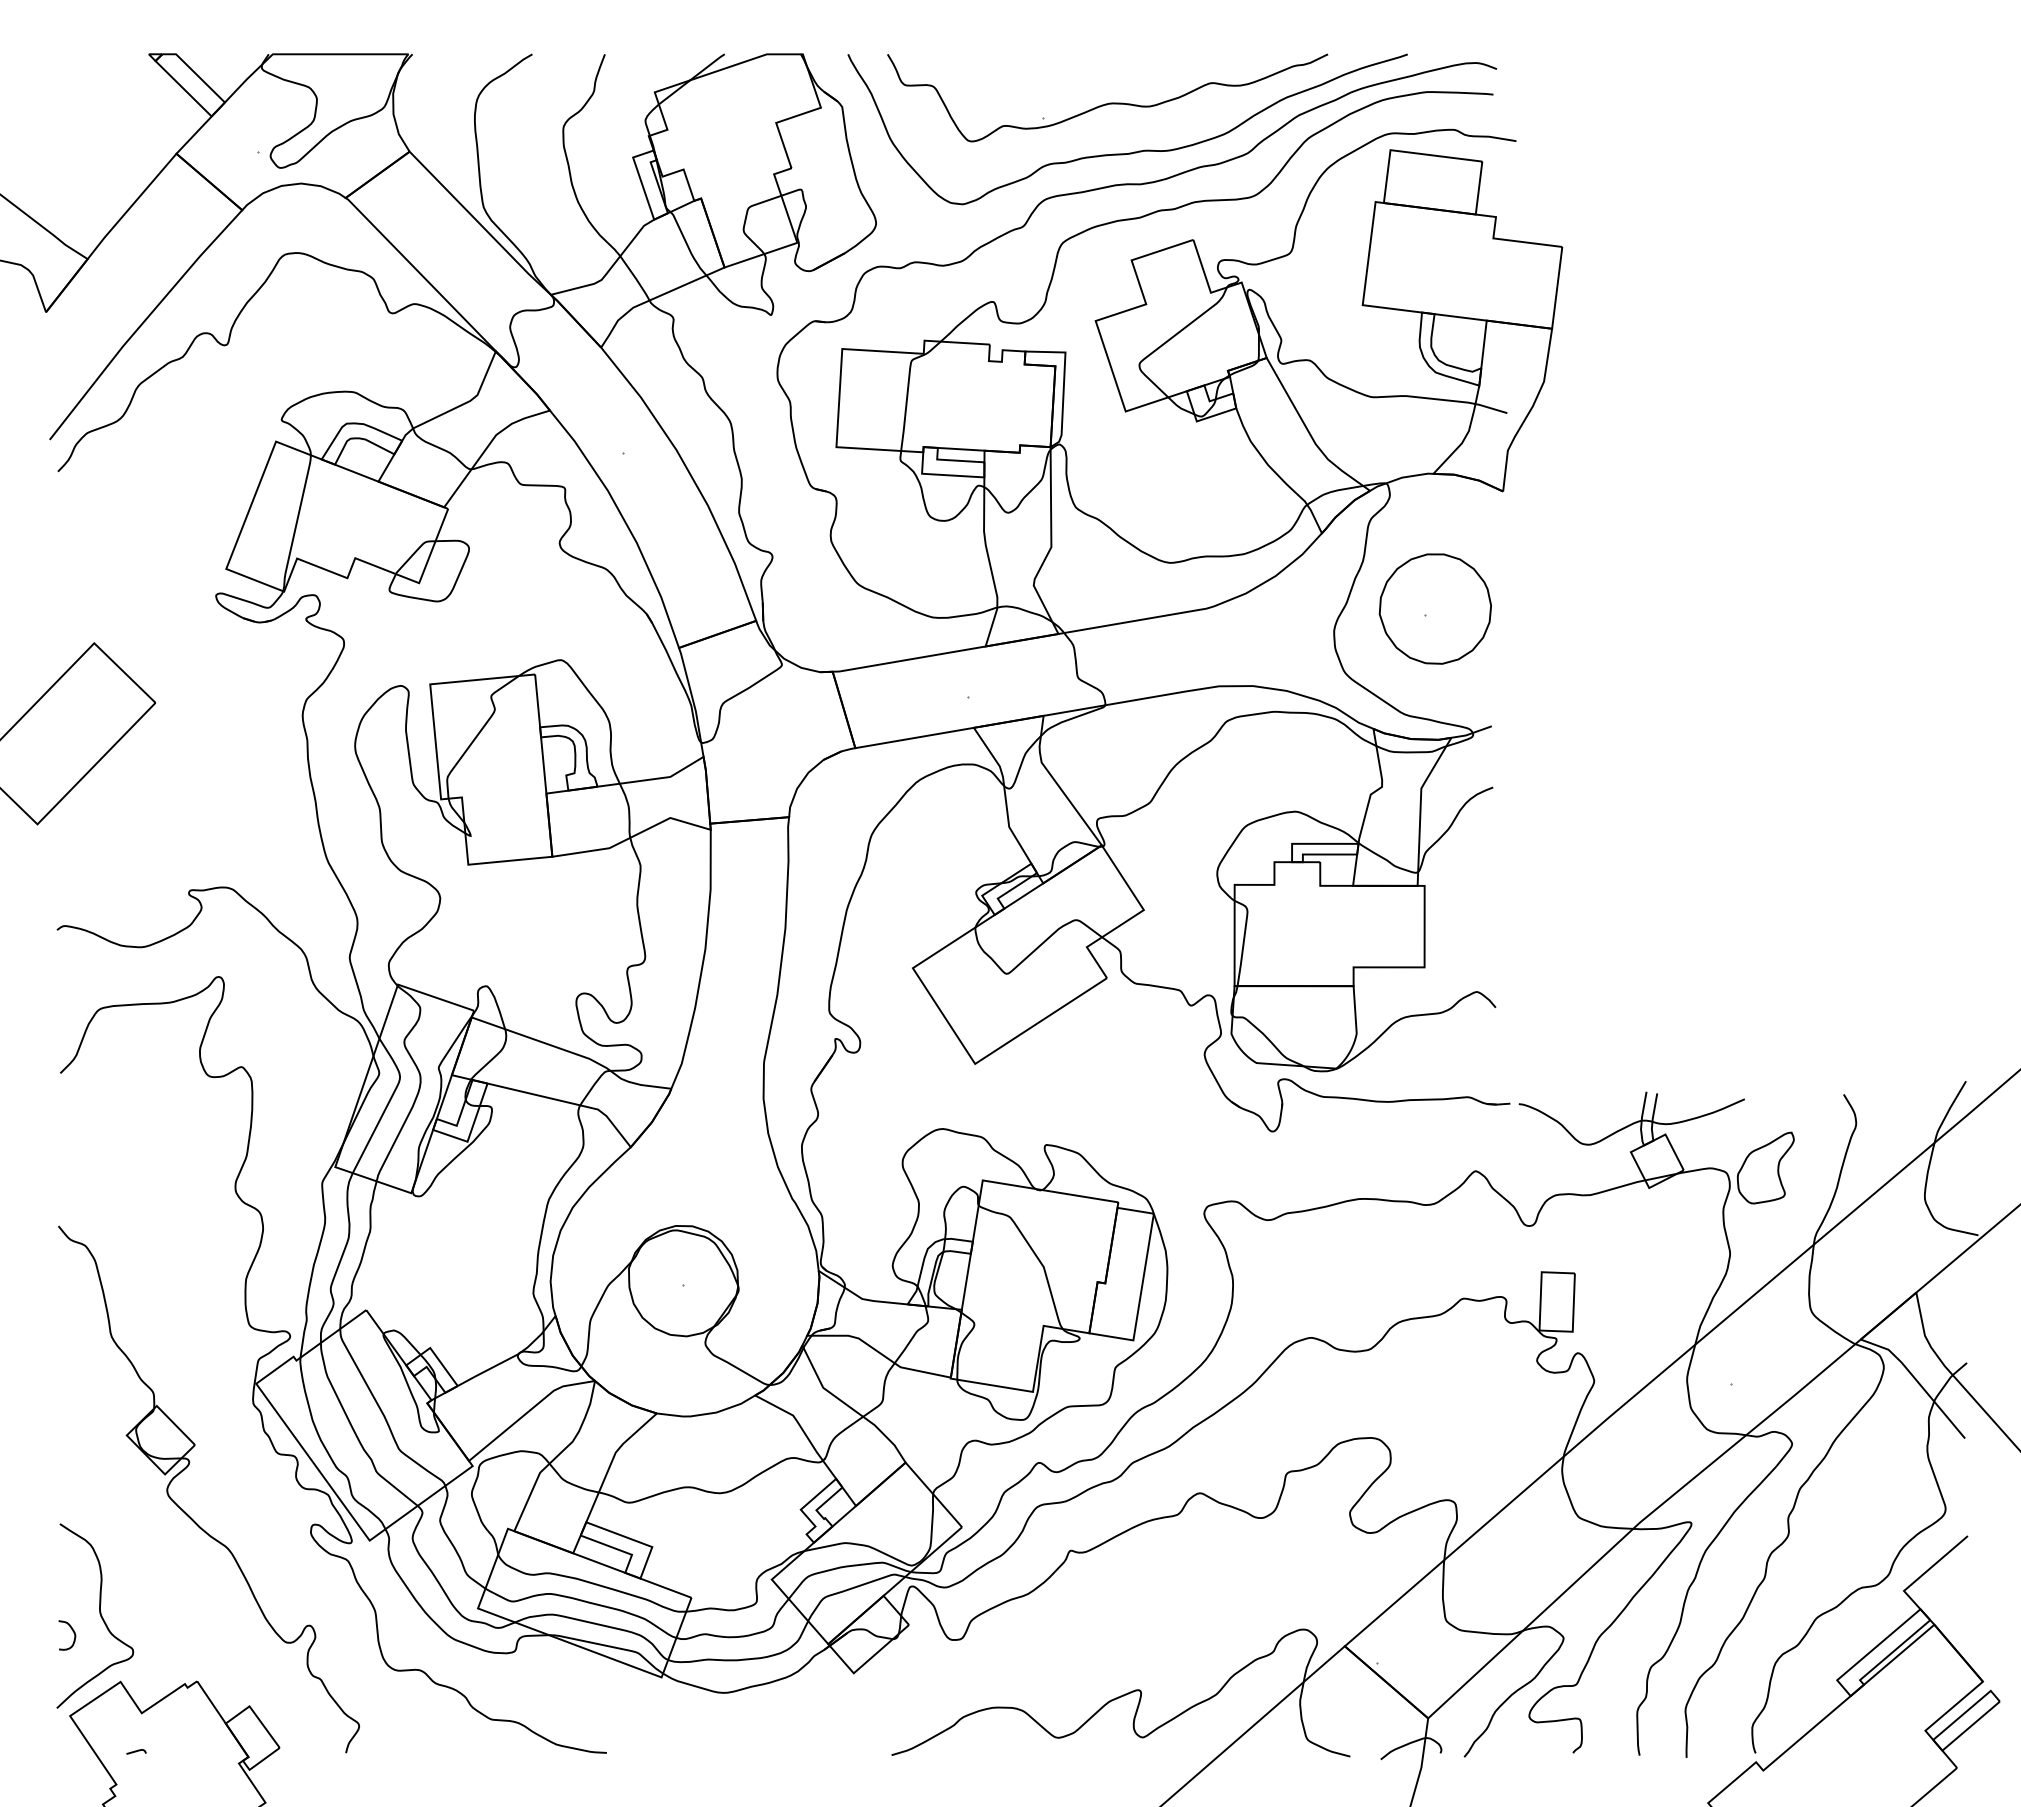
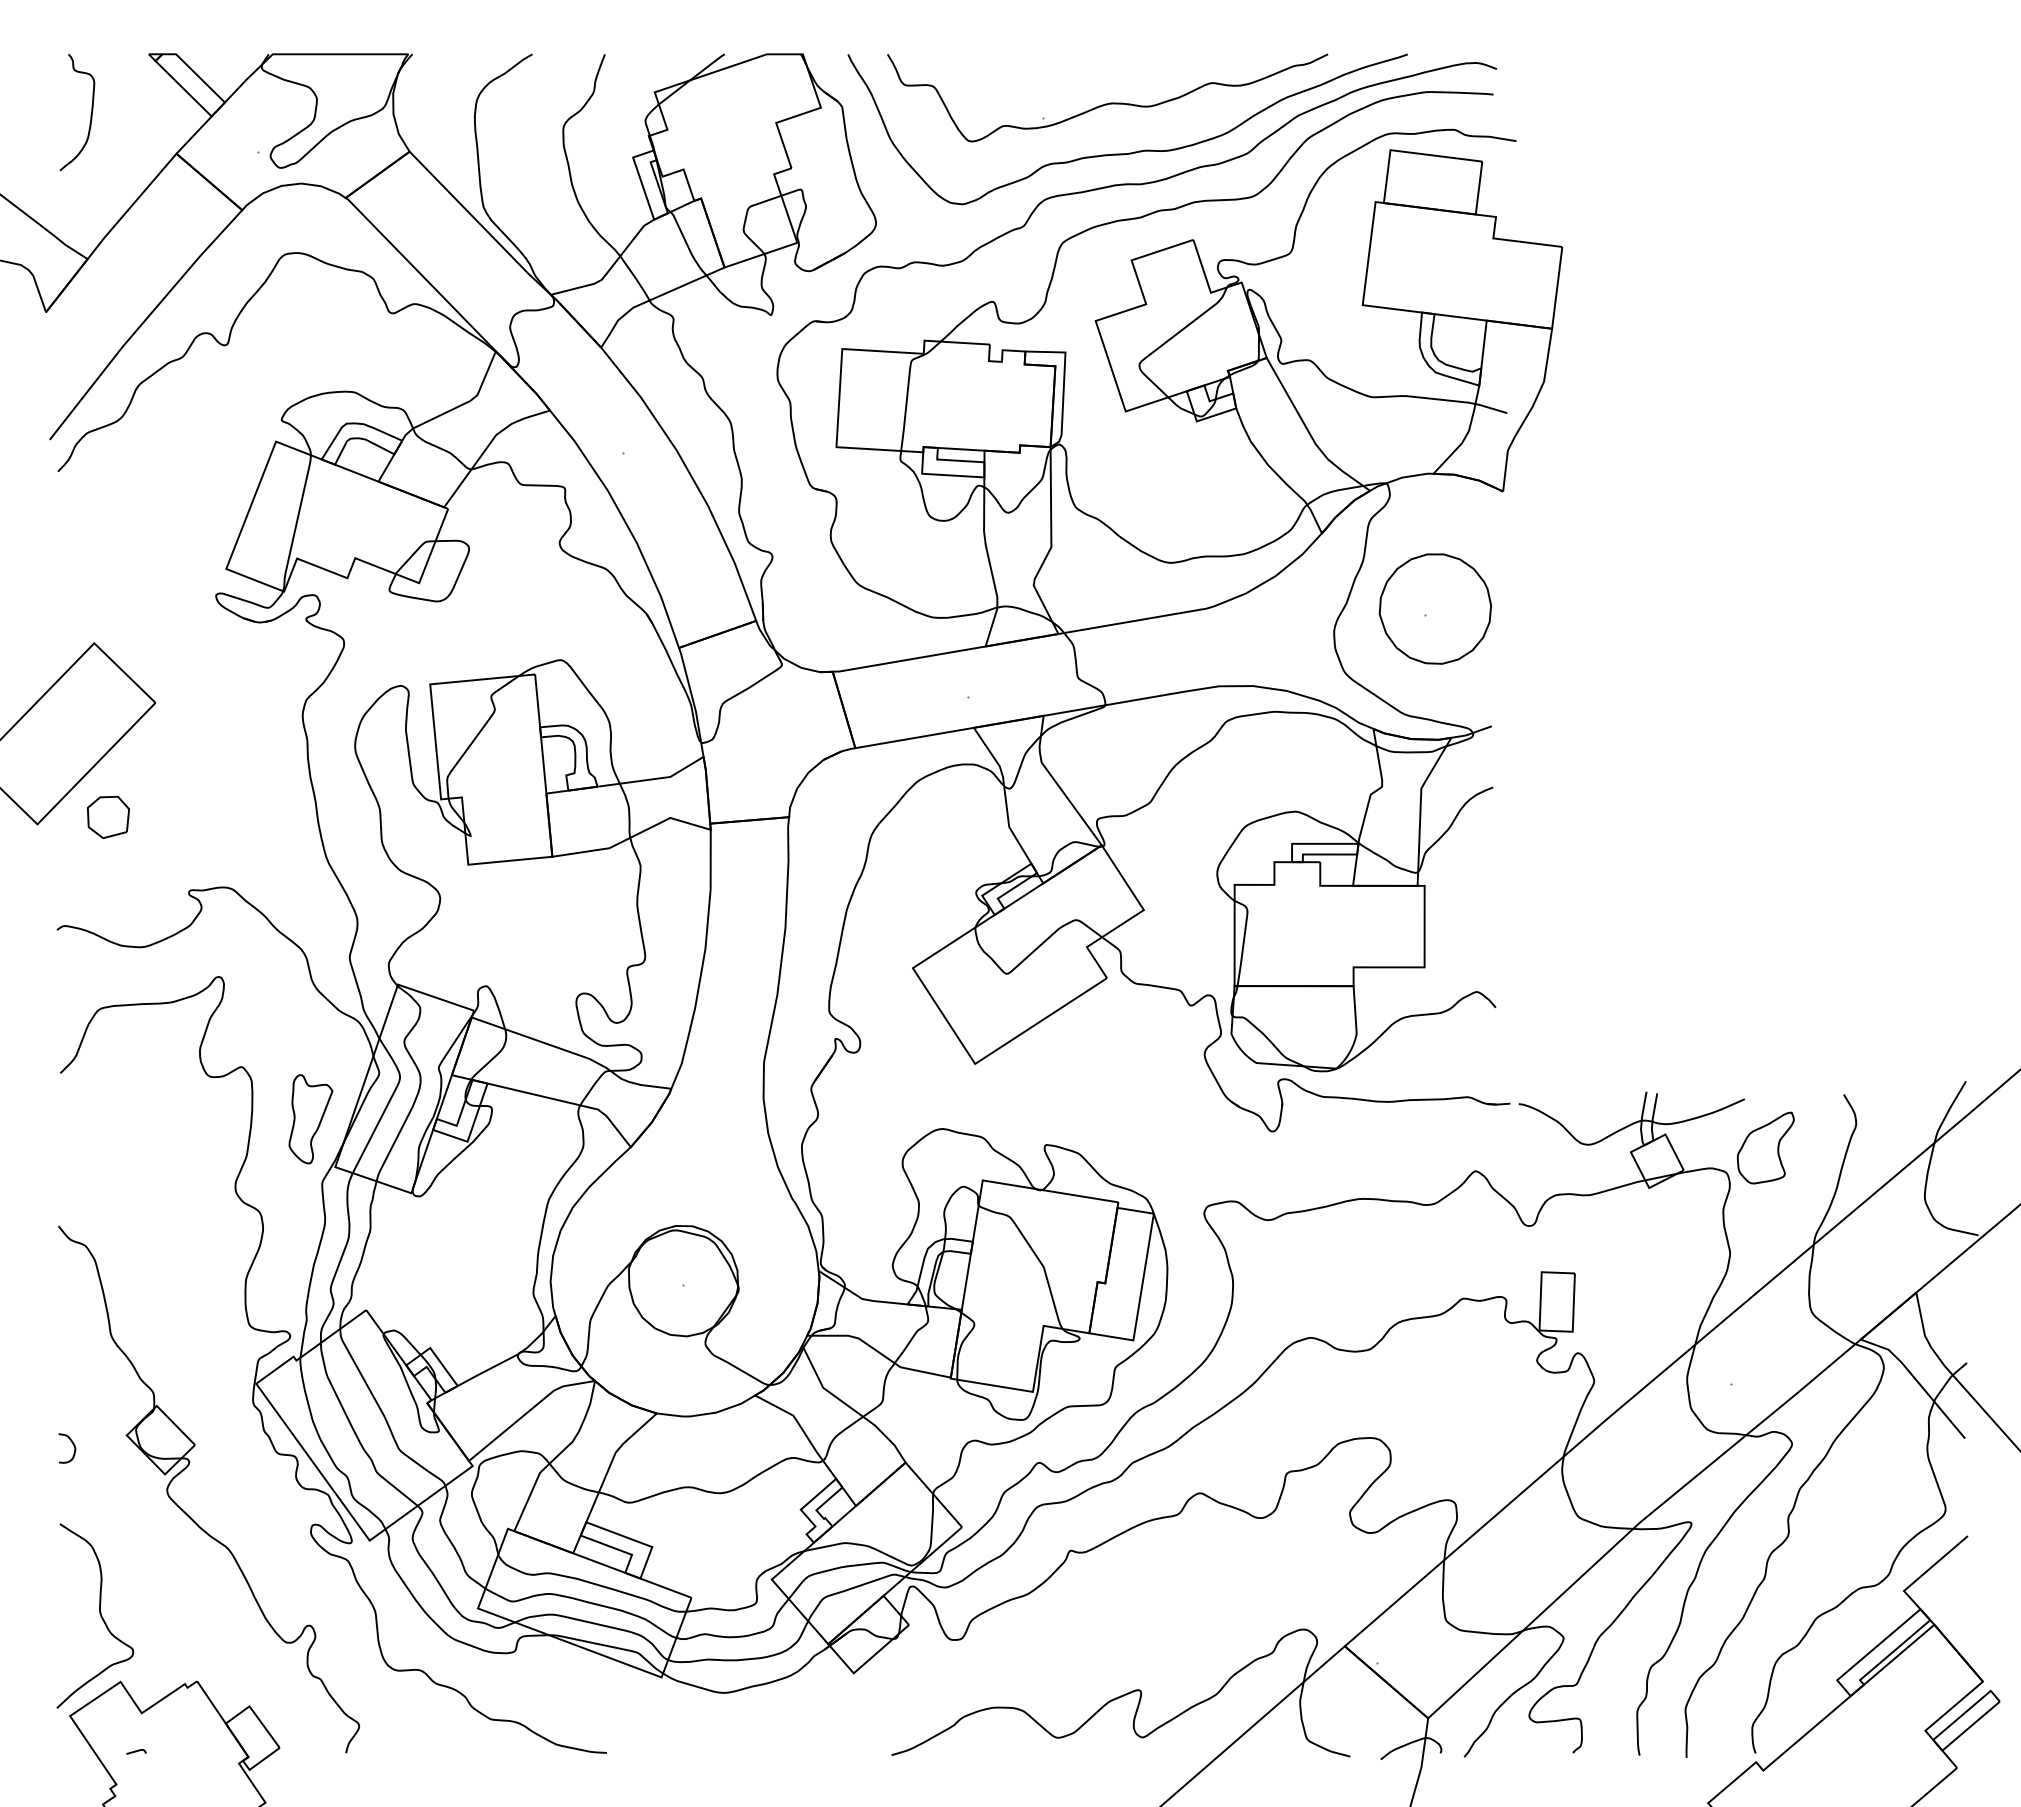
curve: none -> present (90, 114)
part: none -> present (108, 817)
part: none -> present (310, 1119)
part position: (1765, 1167) -> (1765, 1147) (1765, 1147)
curve position: (73, 1633) -> (73, 1446) (73, 1446)
